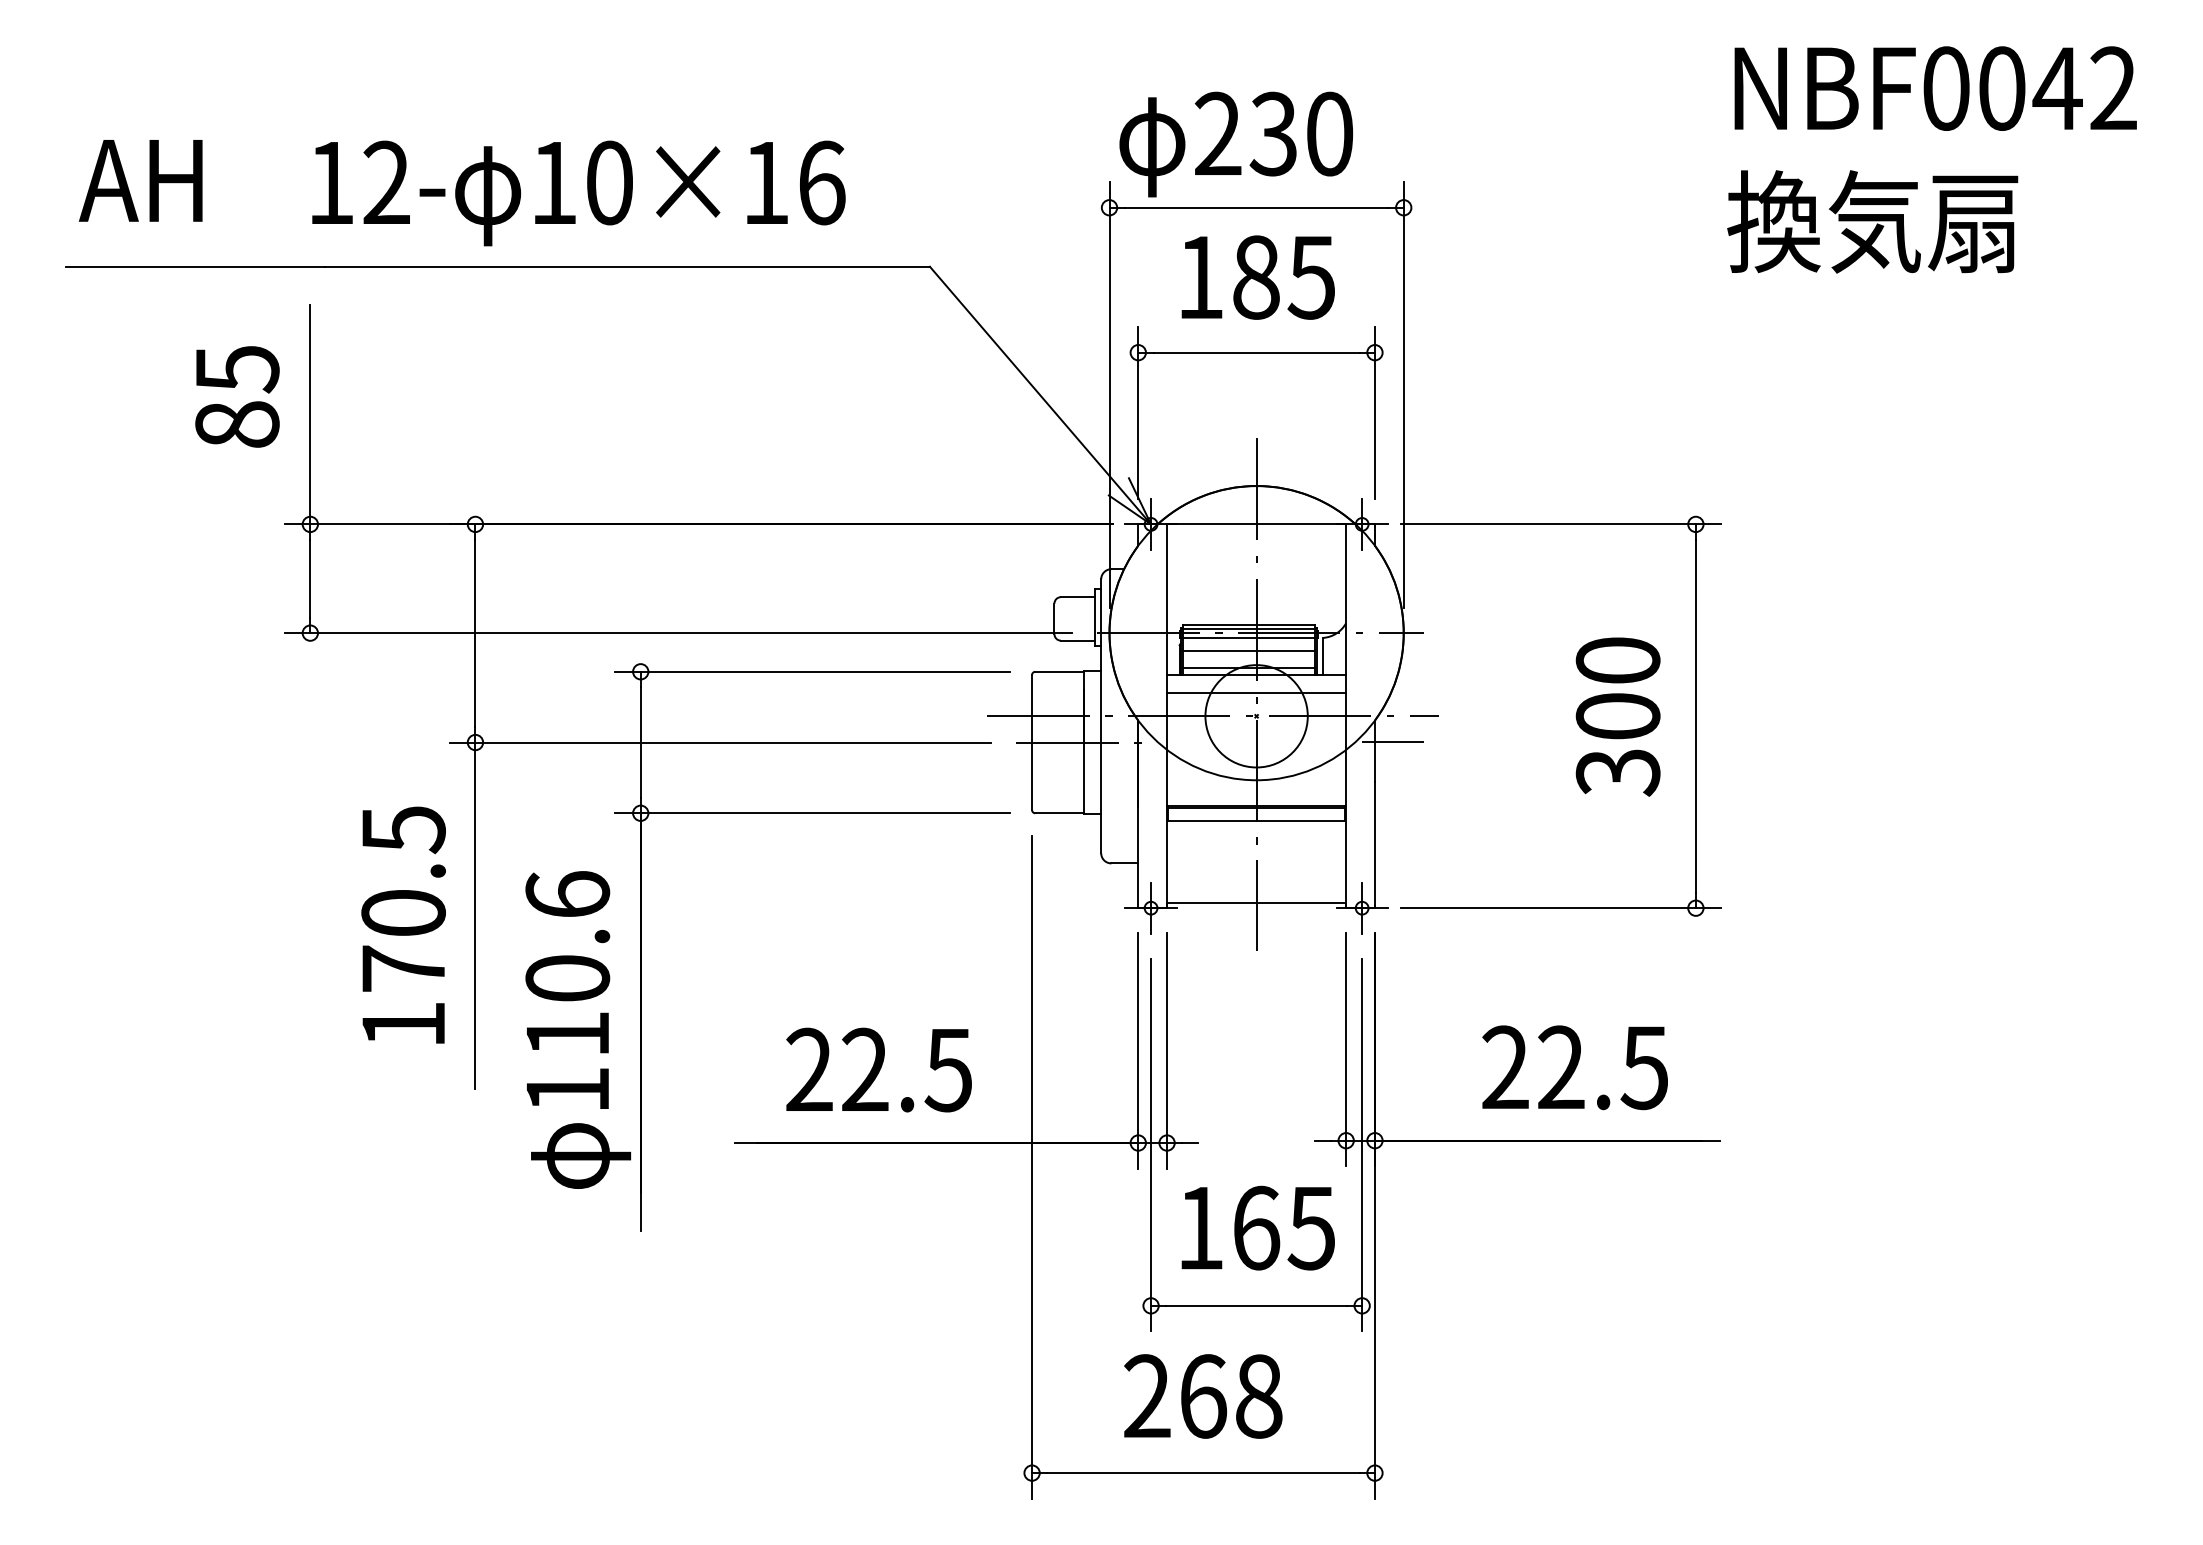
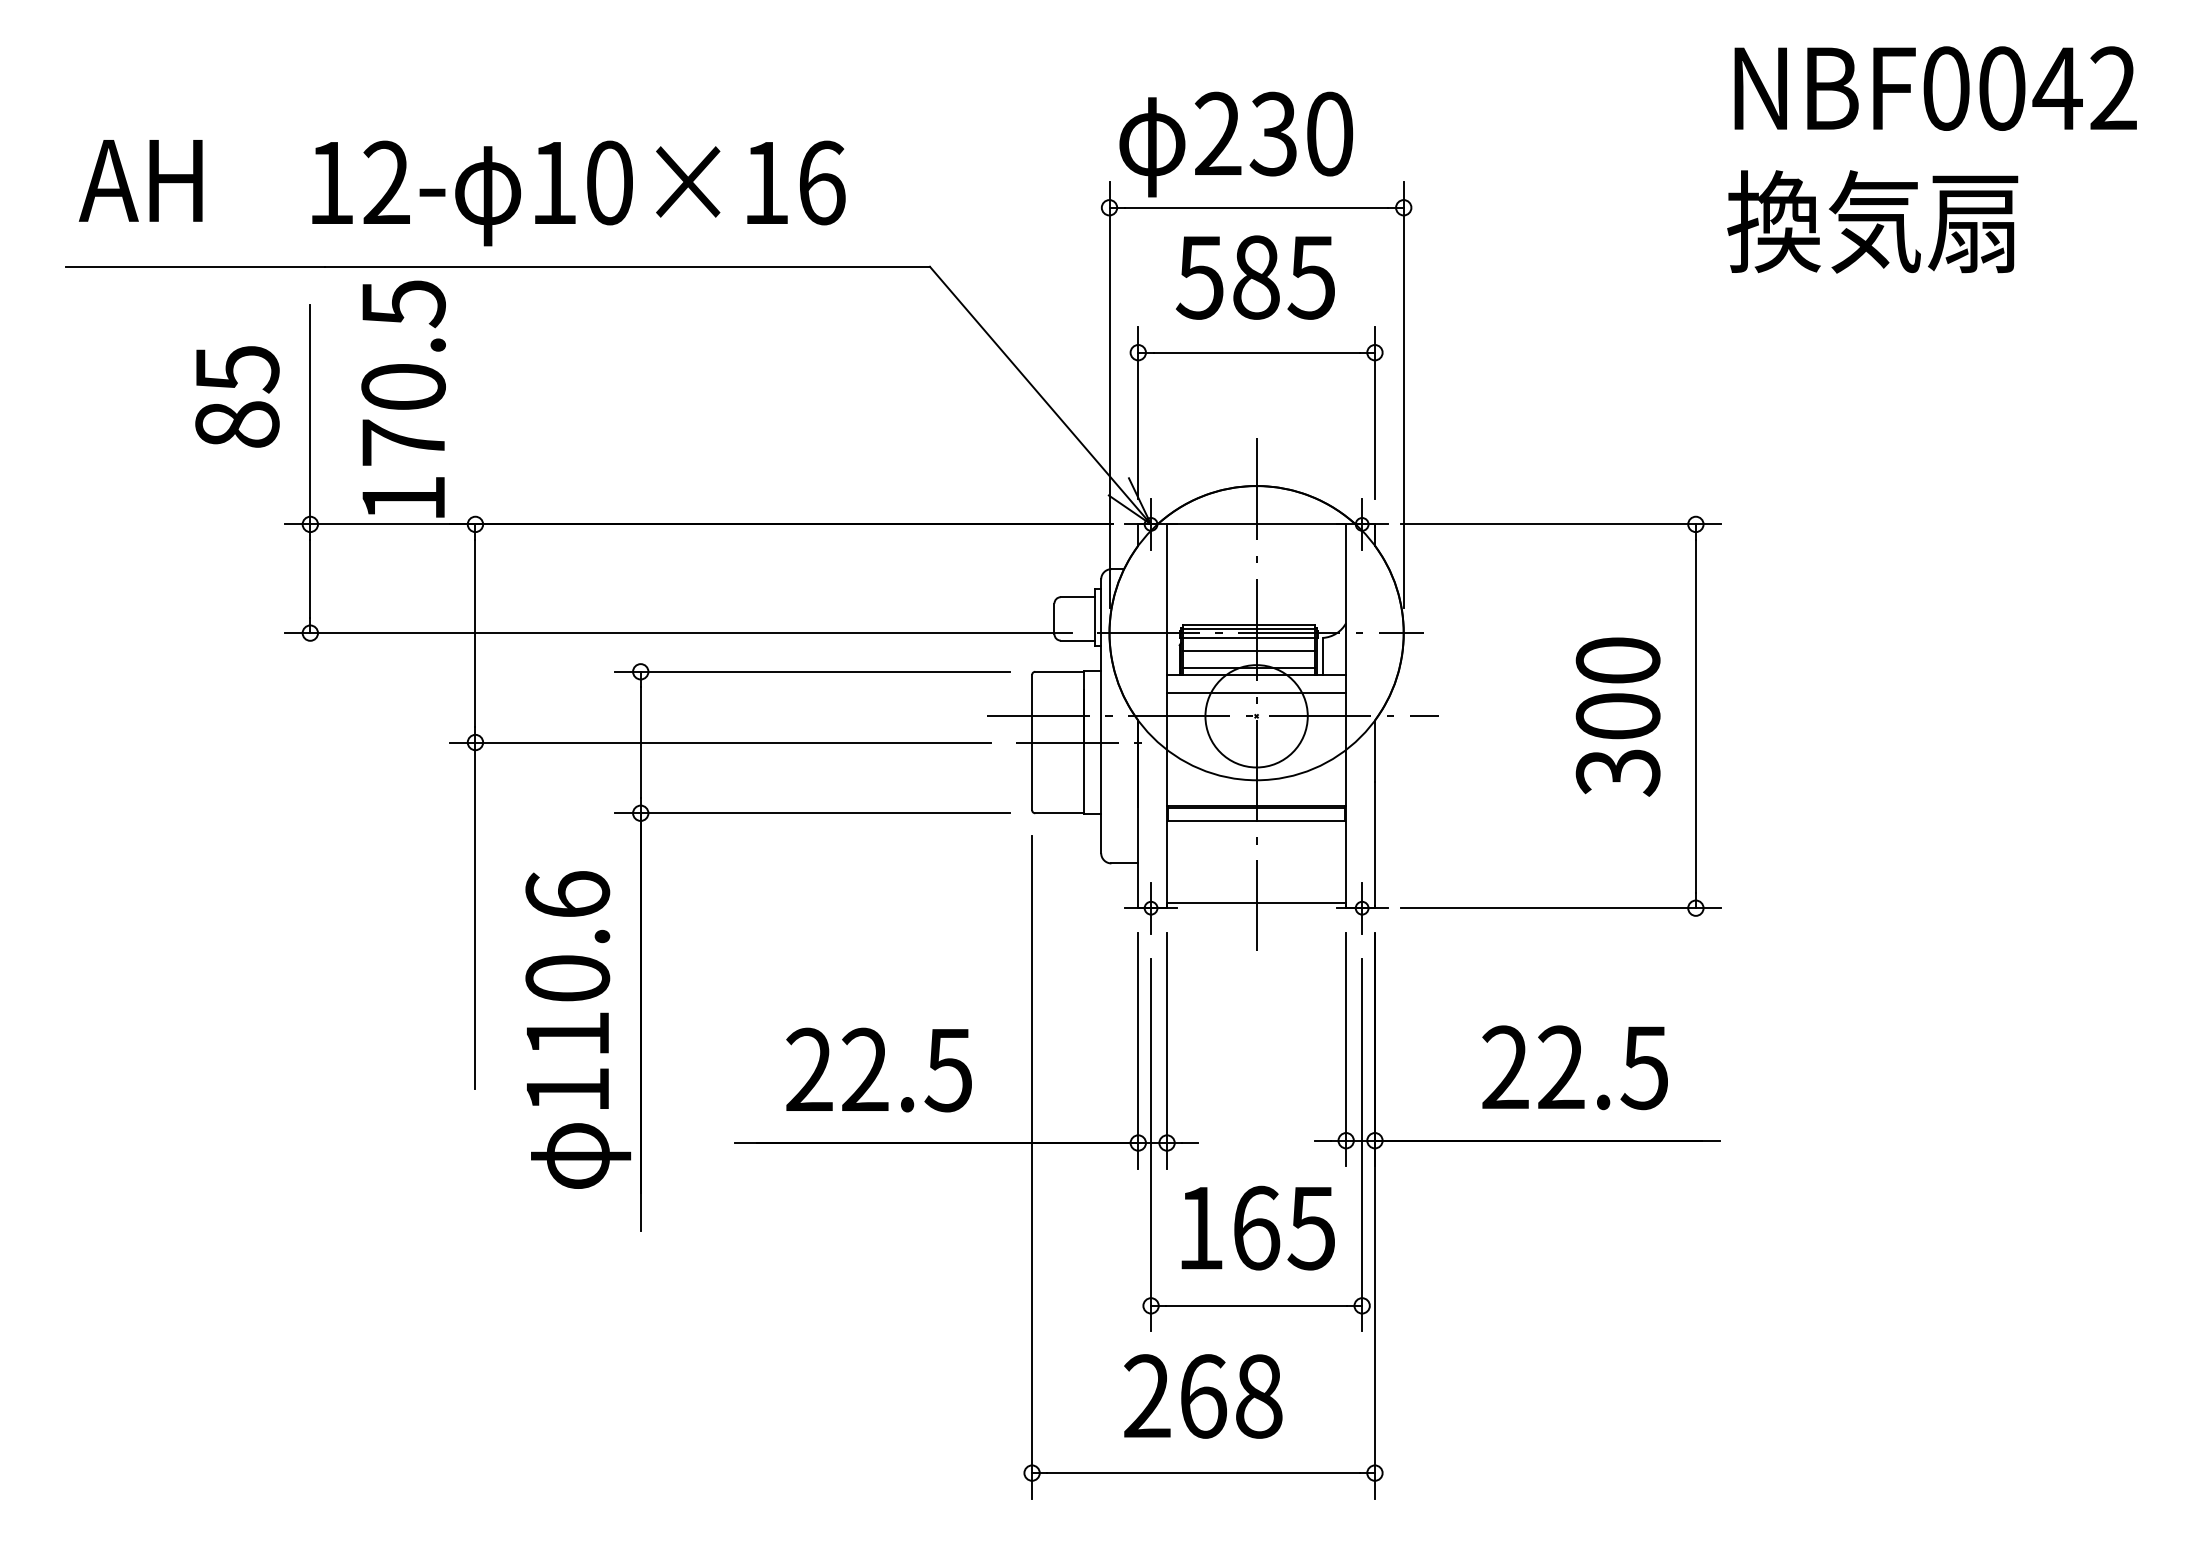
text: 185 -> 585 (1199, 277)
line: present -> none (1393, 742)
text position: (403, 924) -> (403, 398) (403, 398)
